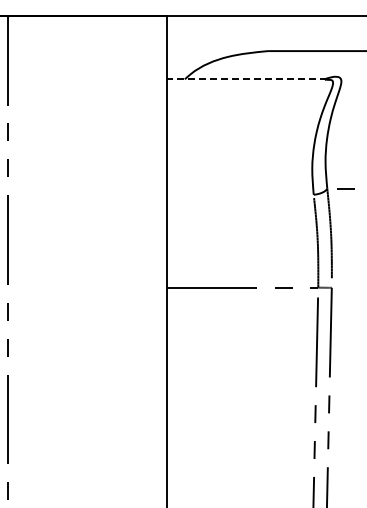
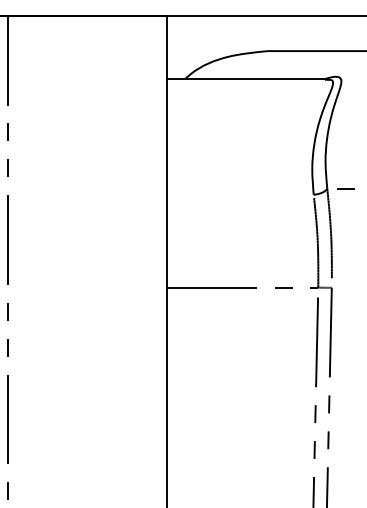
line: dashed -> solid (246, 79)
